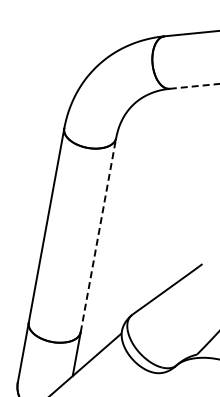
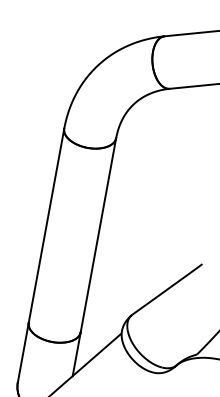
line: dashed -> solid (194, 86)
line: dashed -> solid (98, 235)
